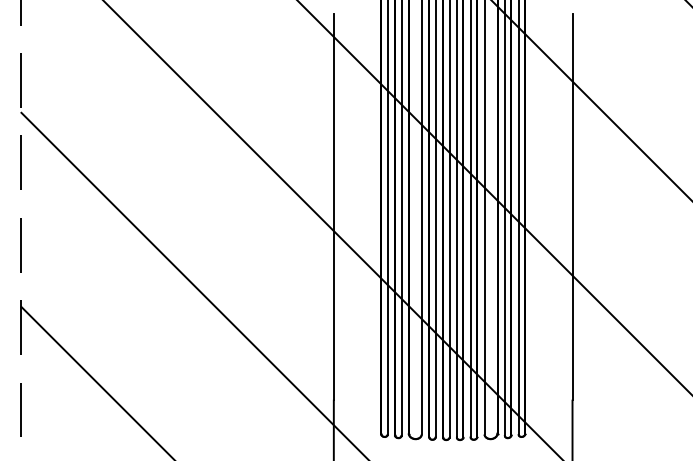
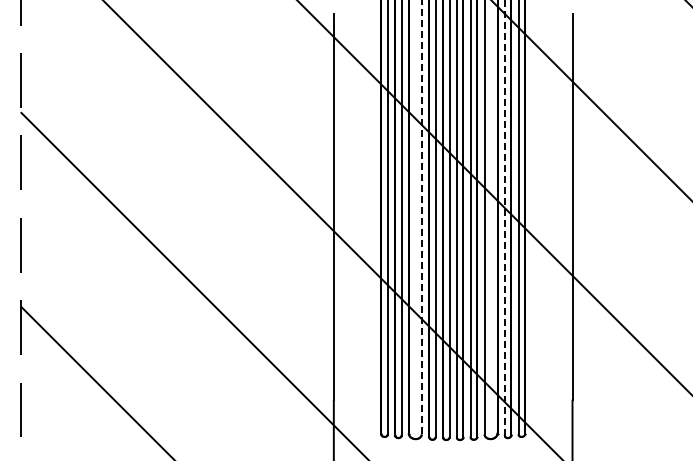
line: solid -> dashed (421, 217)
line: solid -> dashed (504, 217)
